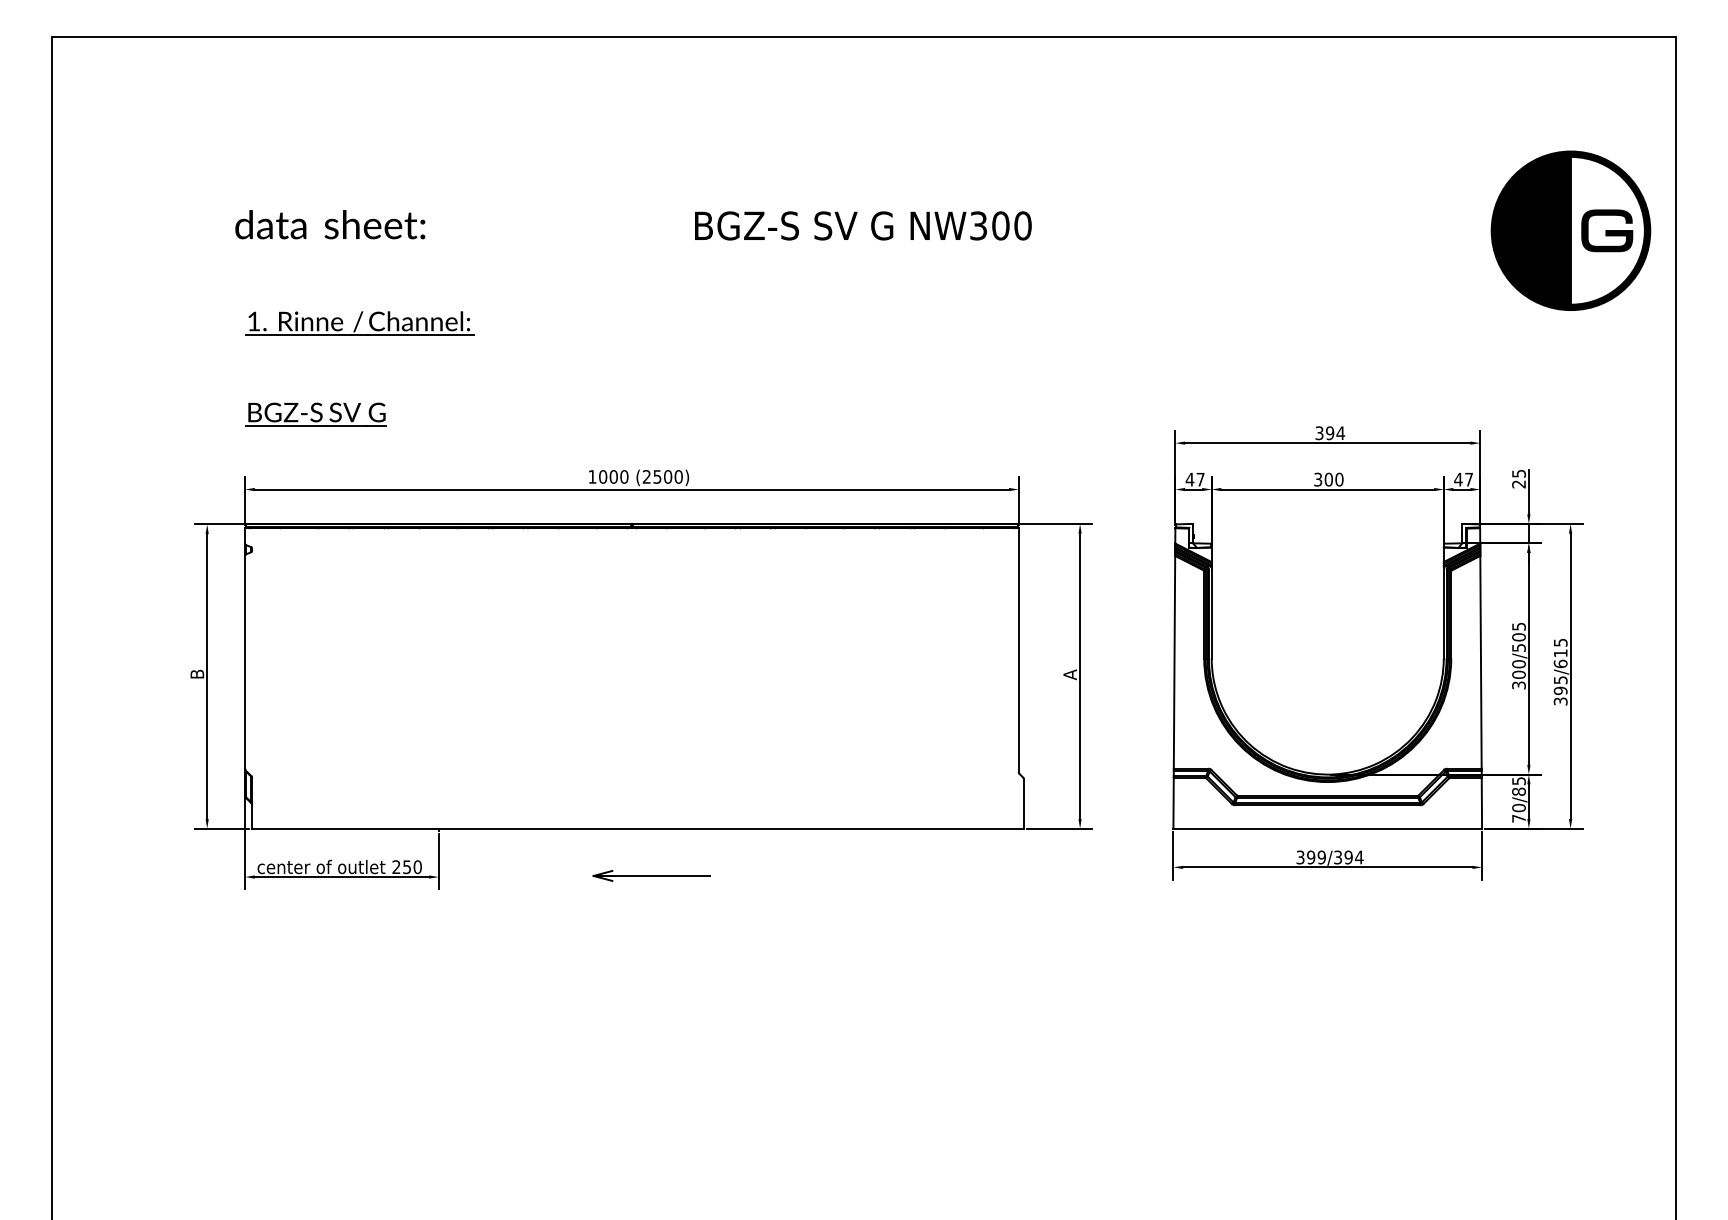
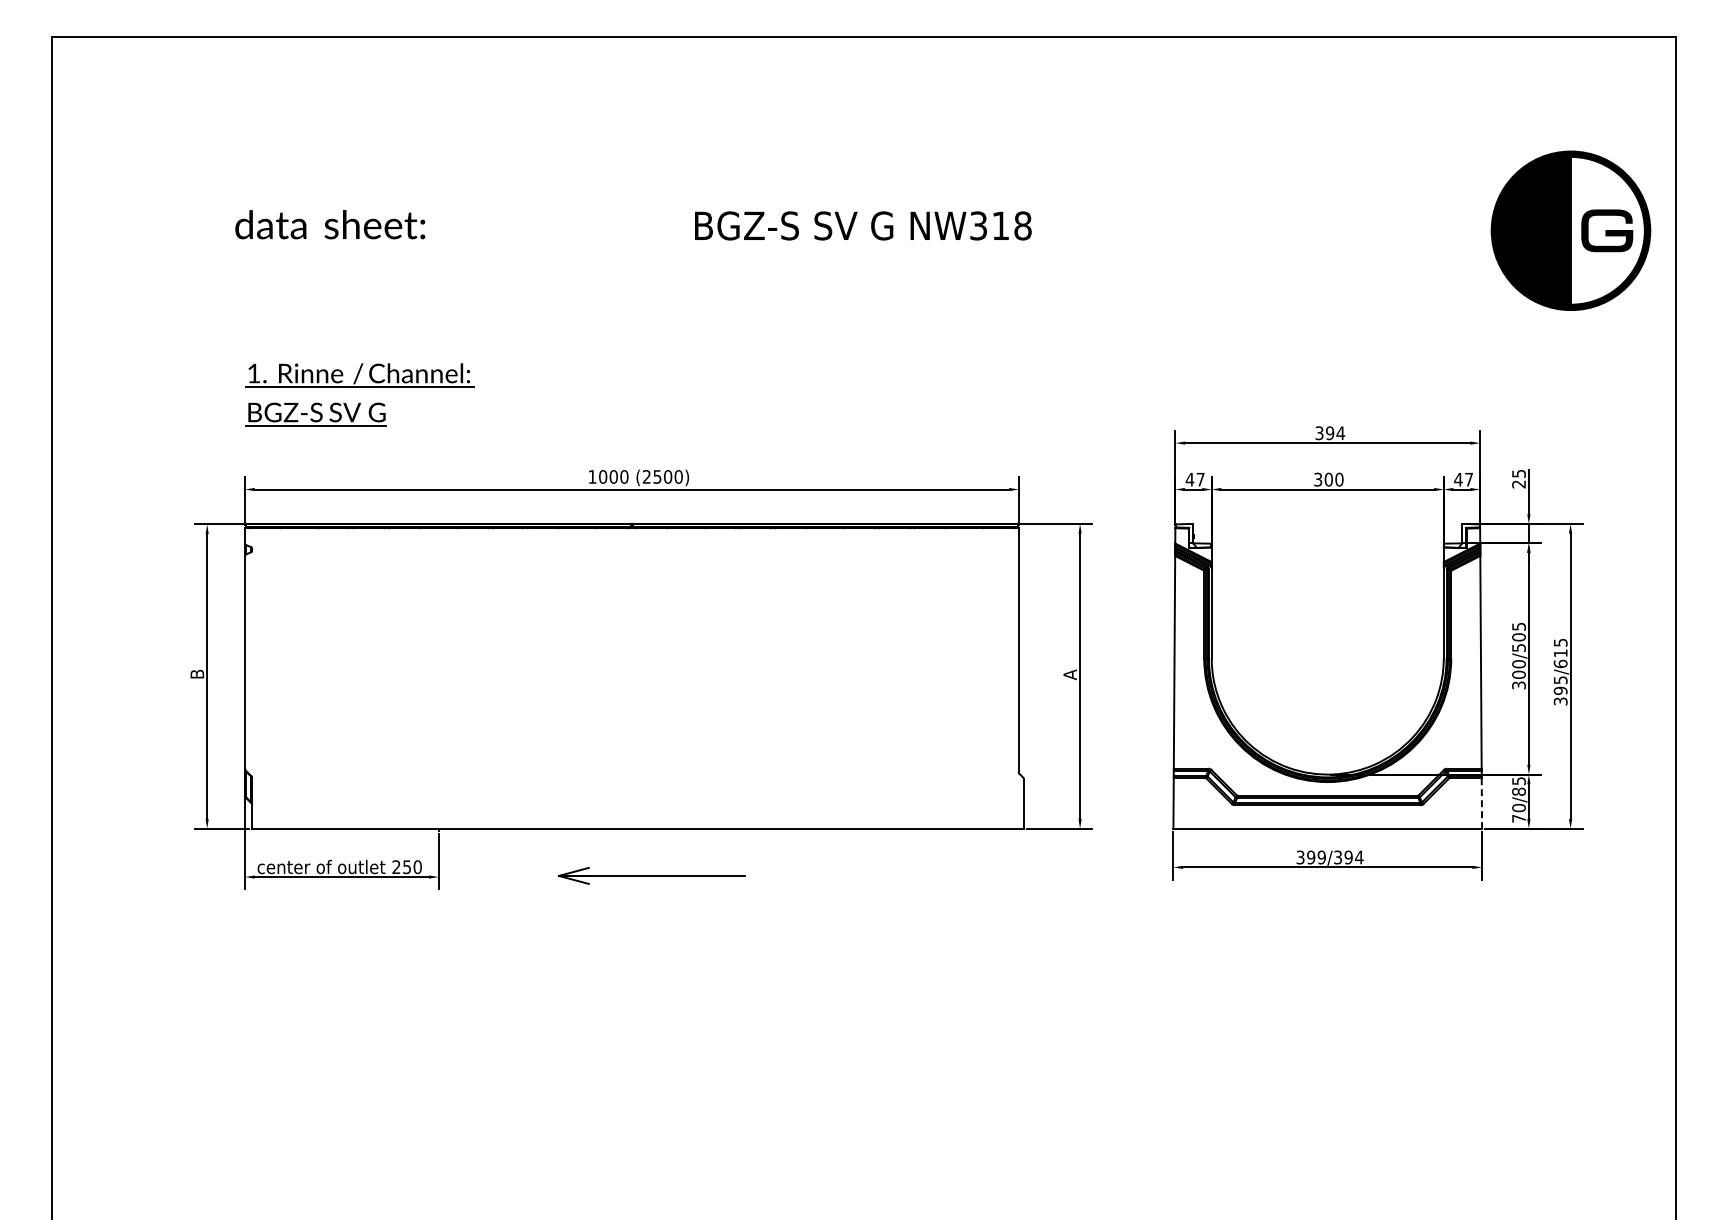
text: NW300 -> NW318 (1011, 225)
part position: (359, 323) -> (359, 375) (359, 375)
line: solid -> dashed (1481, 803)
part size: 119x12 px -> 188x18 px (651, 875)
